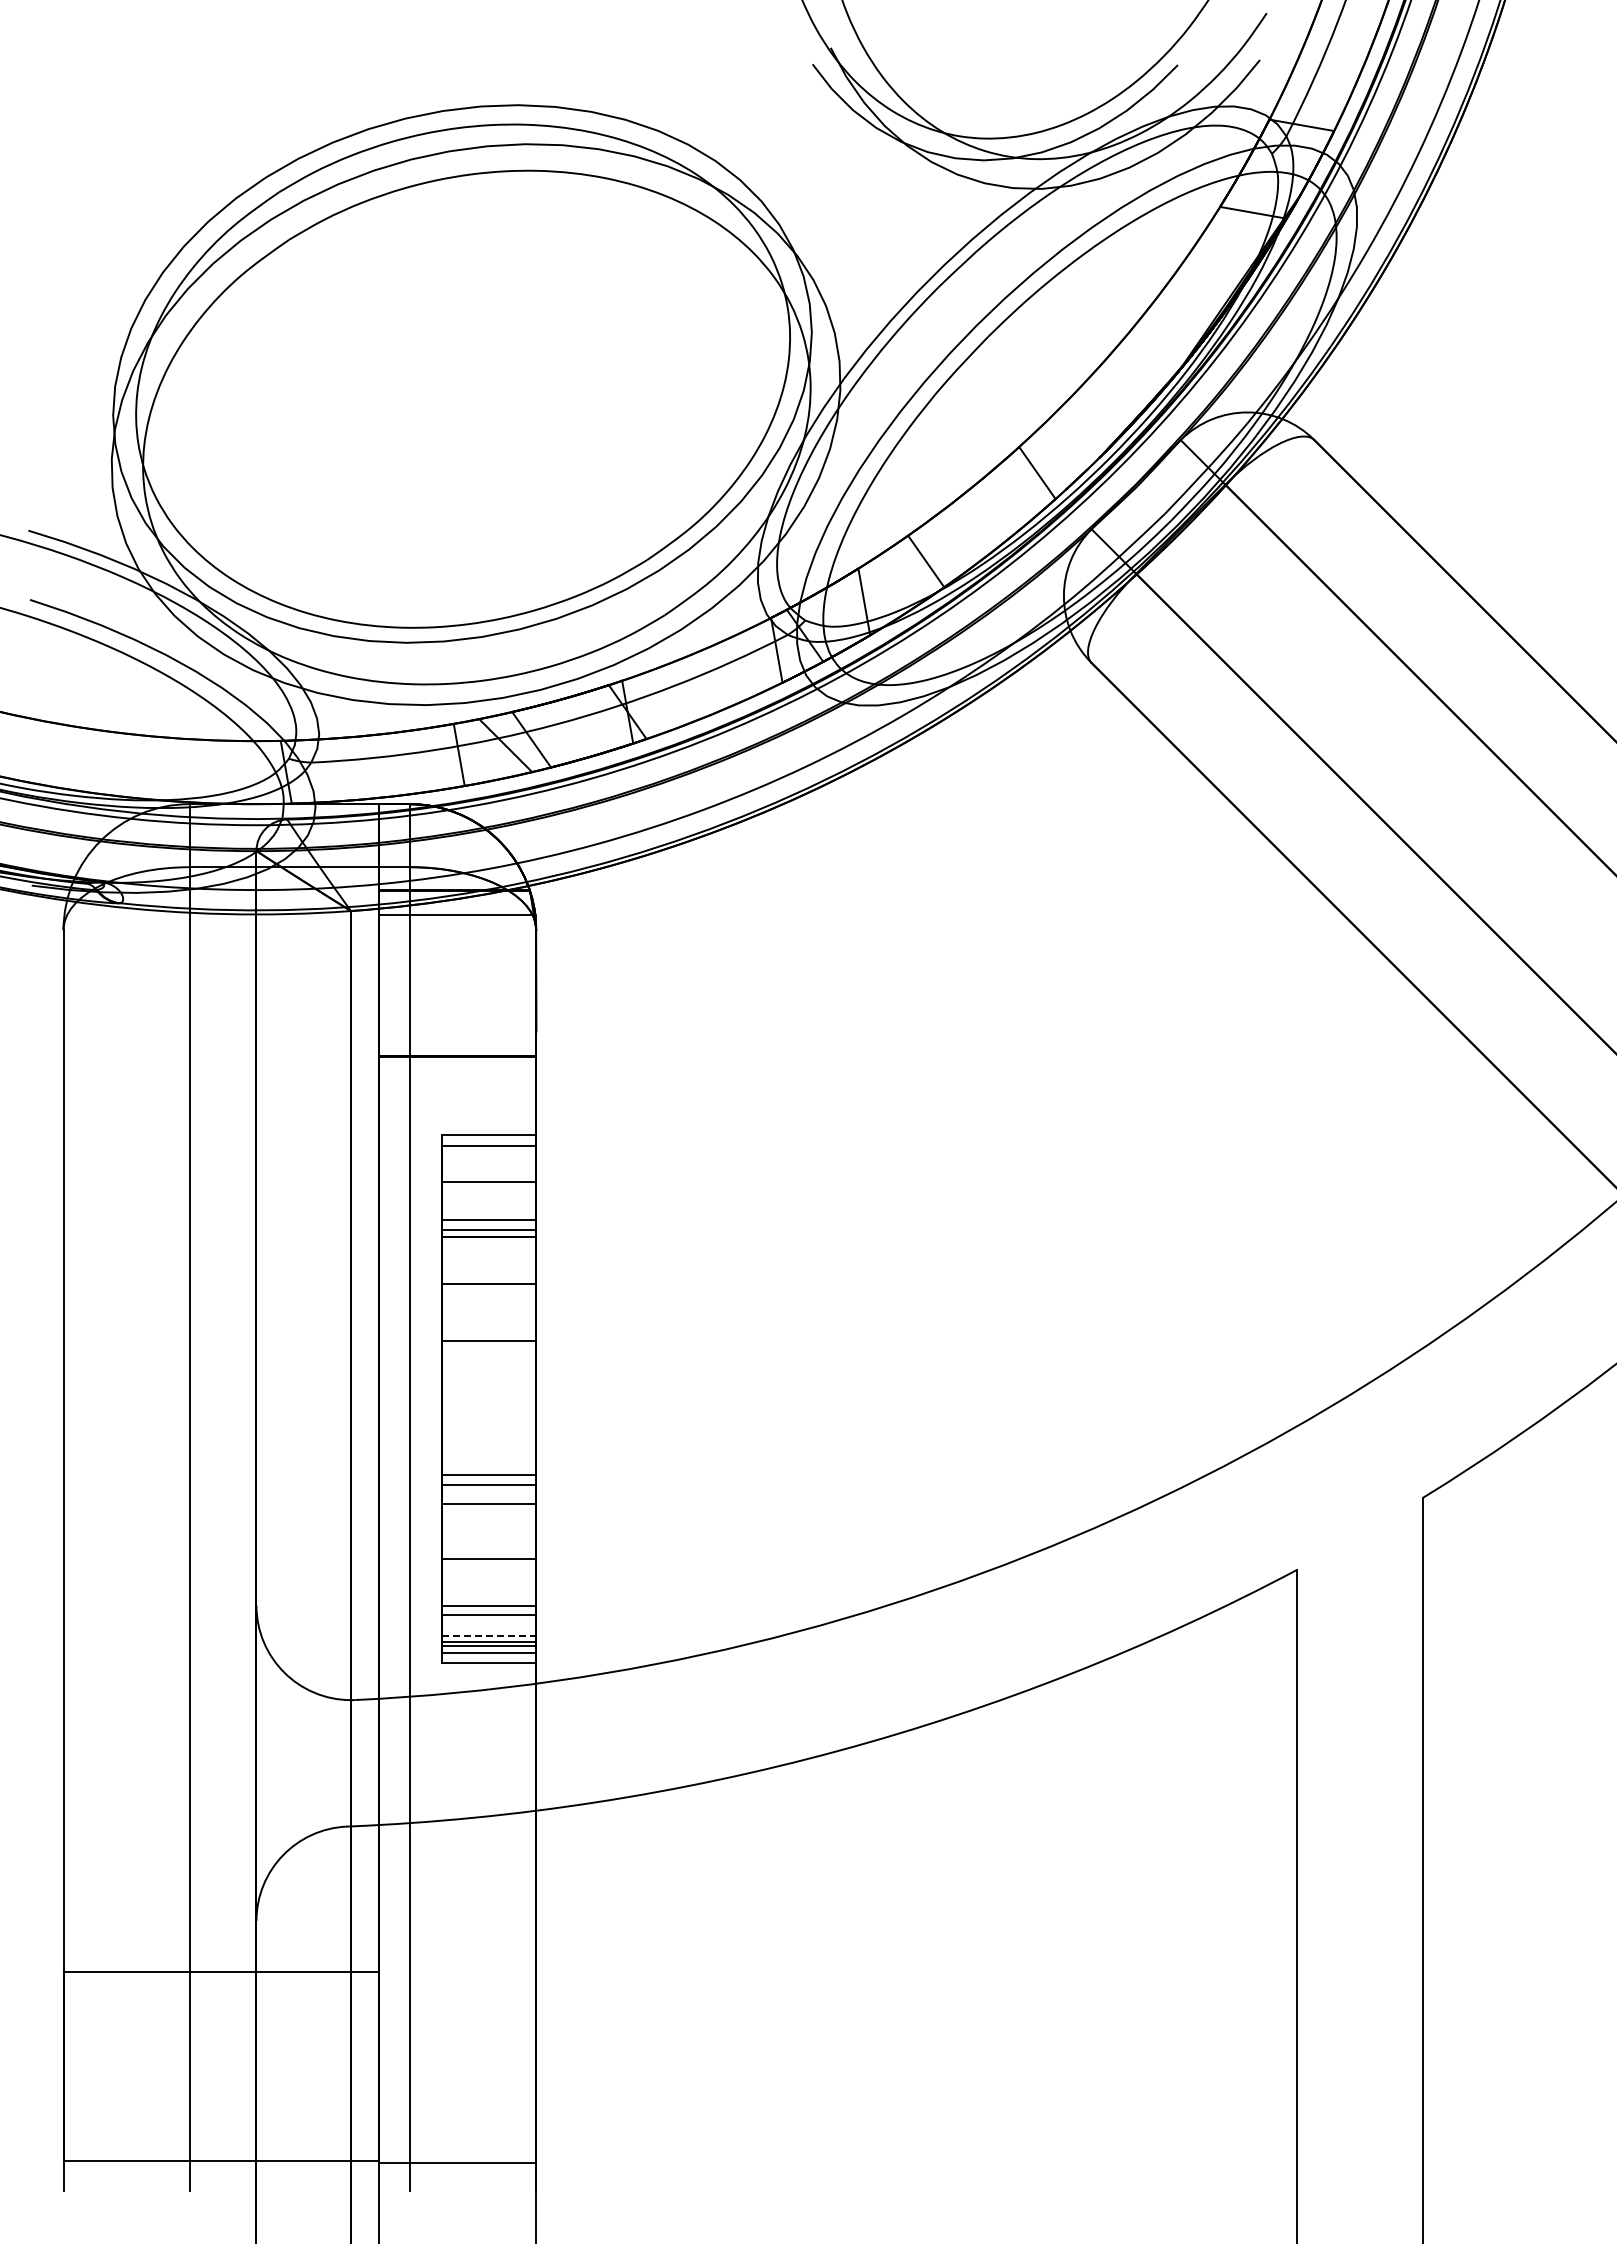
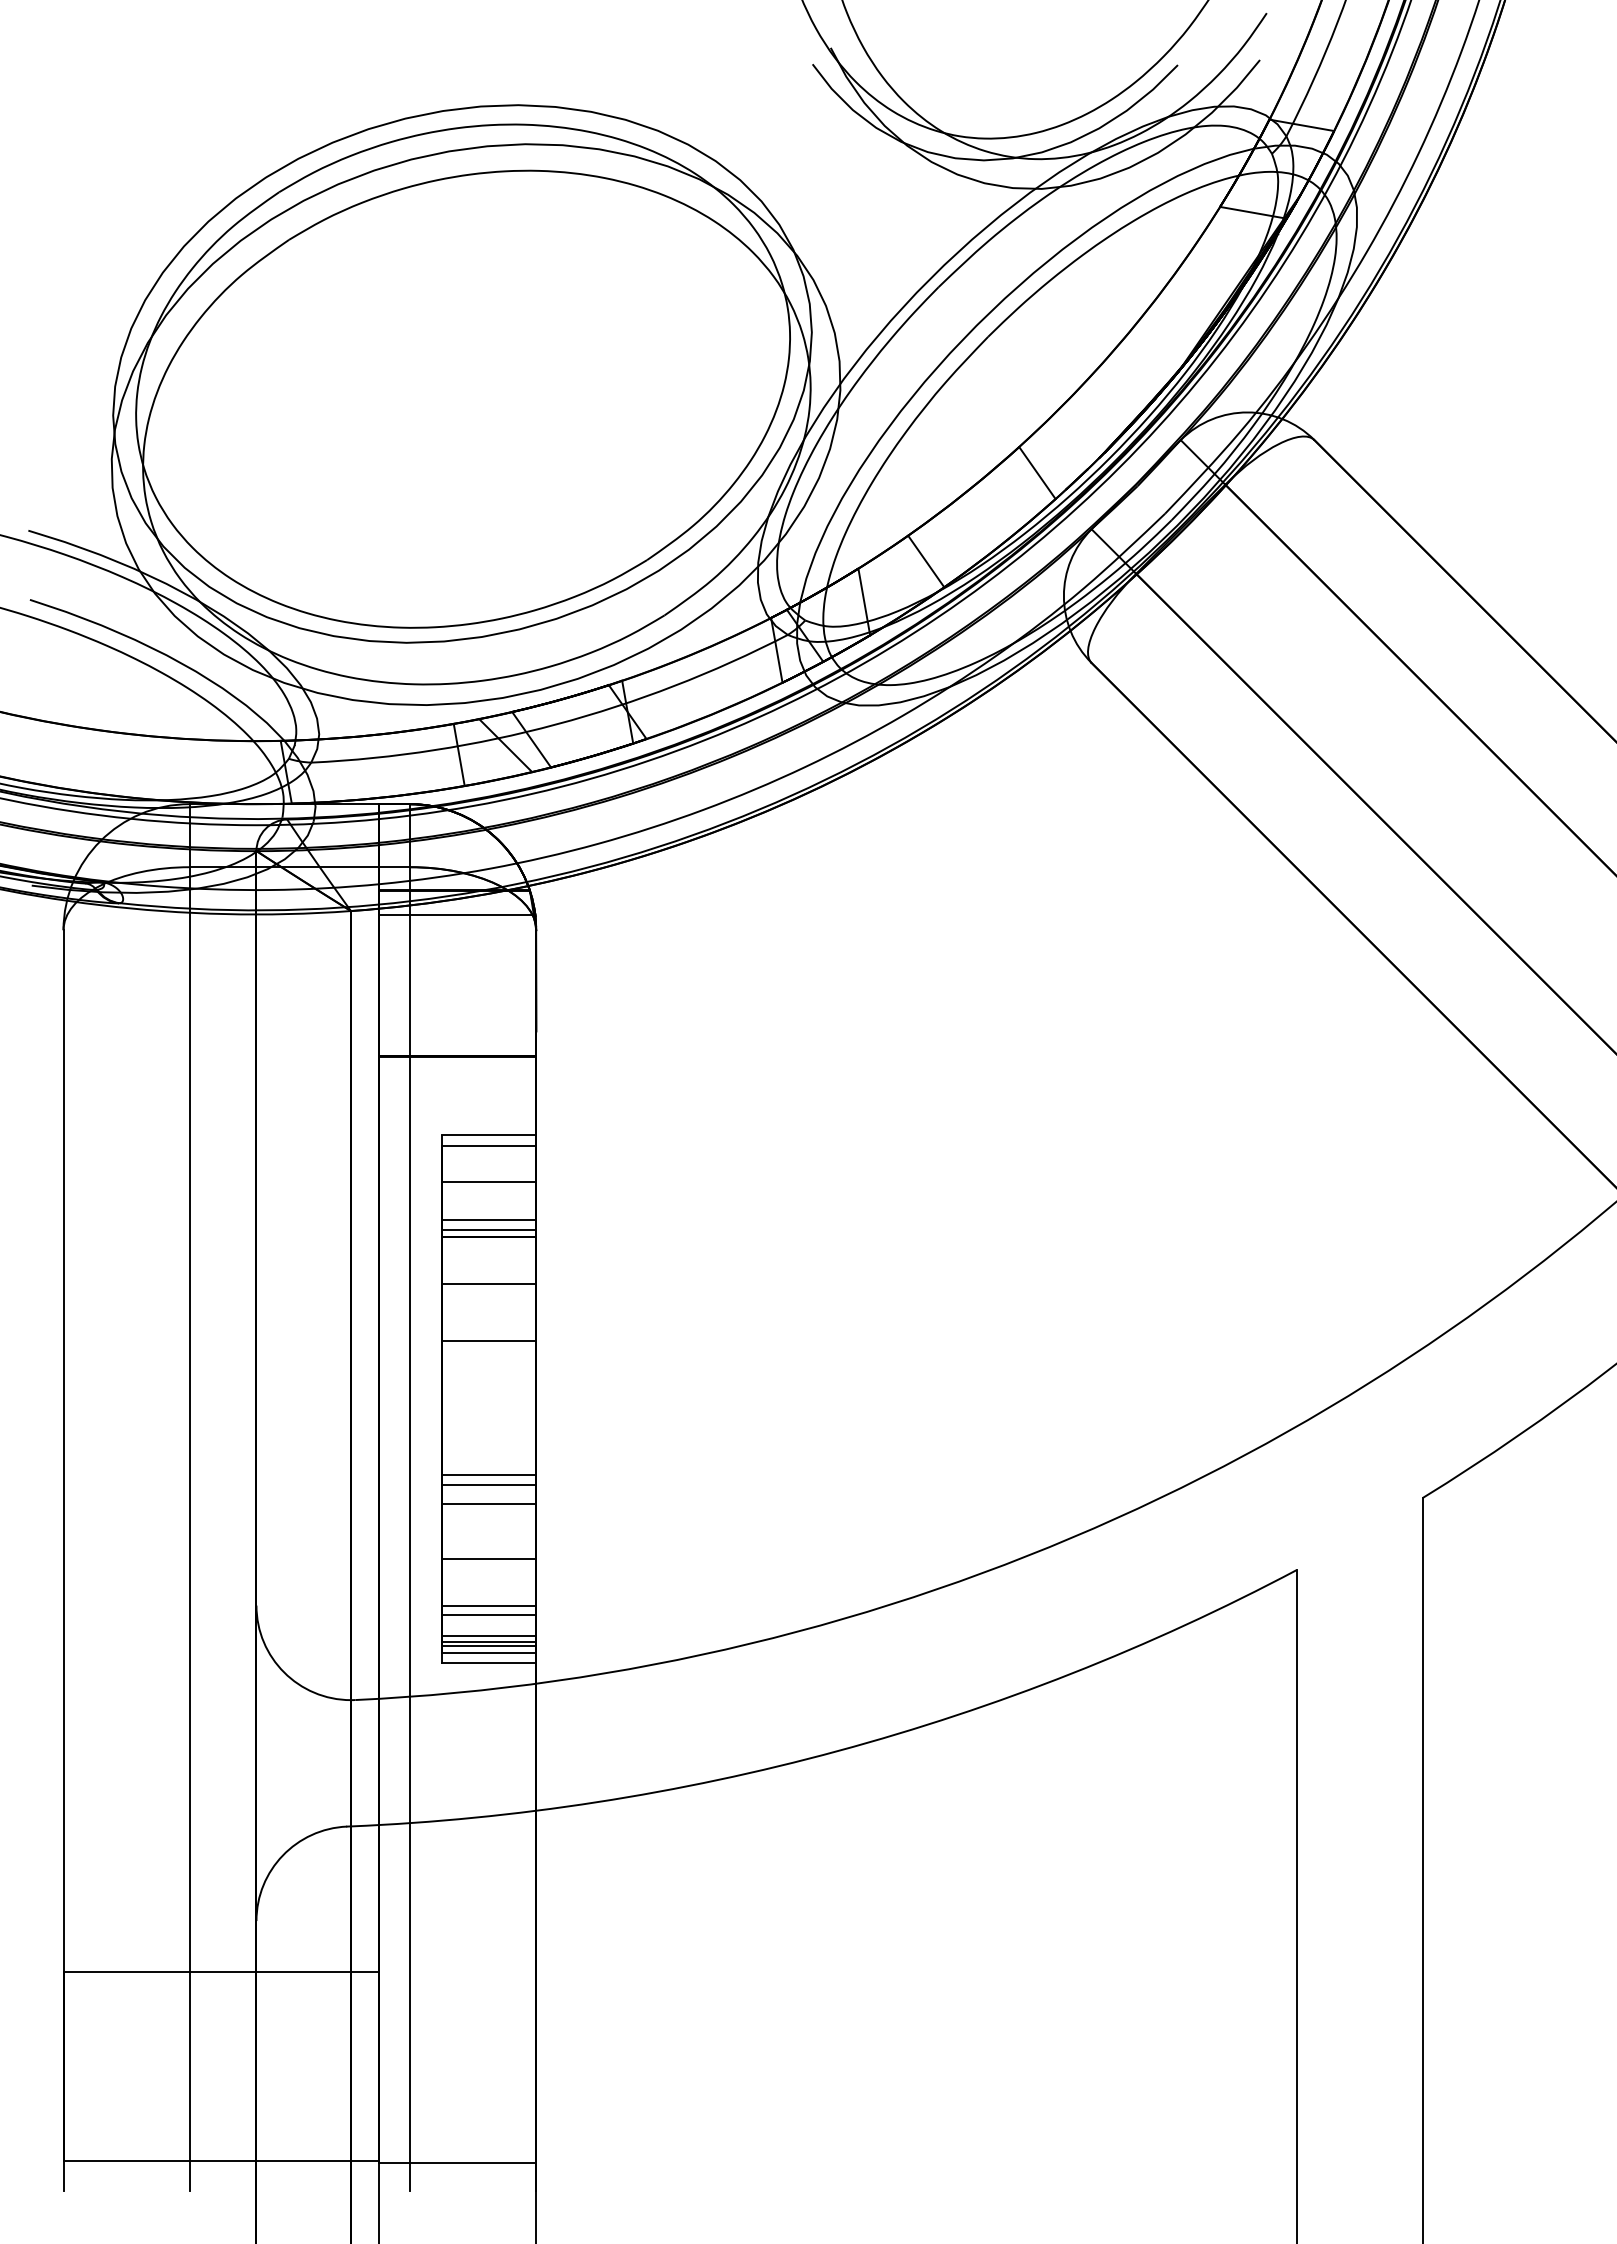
line: dashed -> solid (489, 1636)
